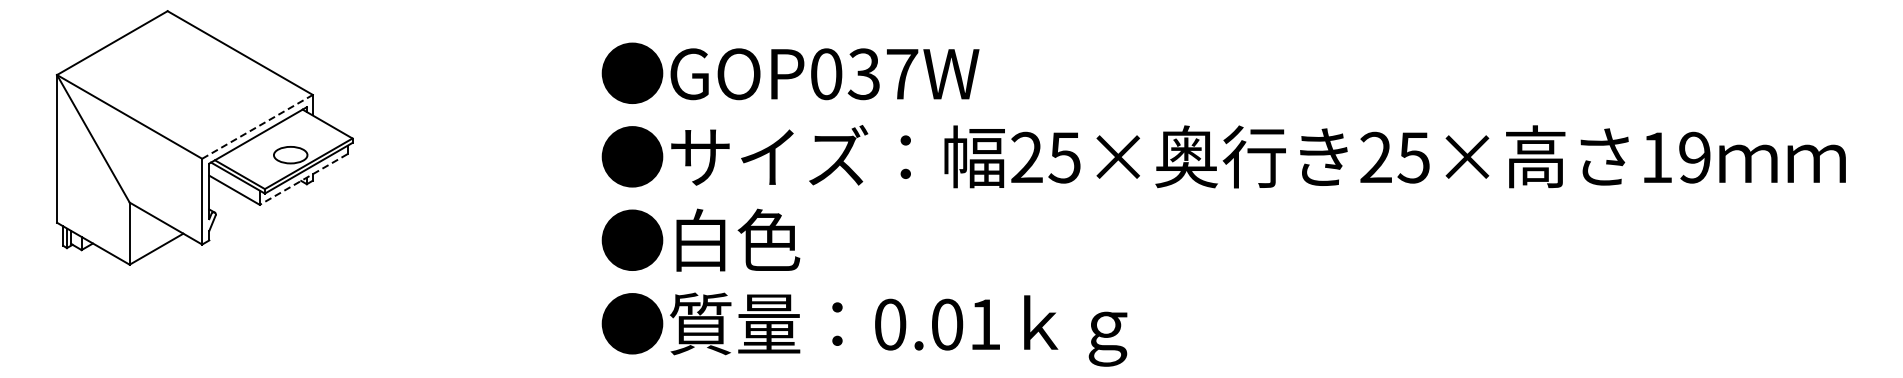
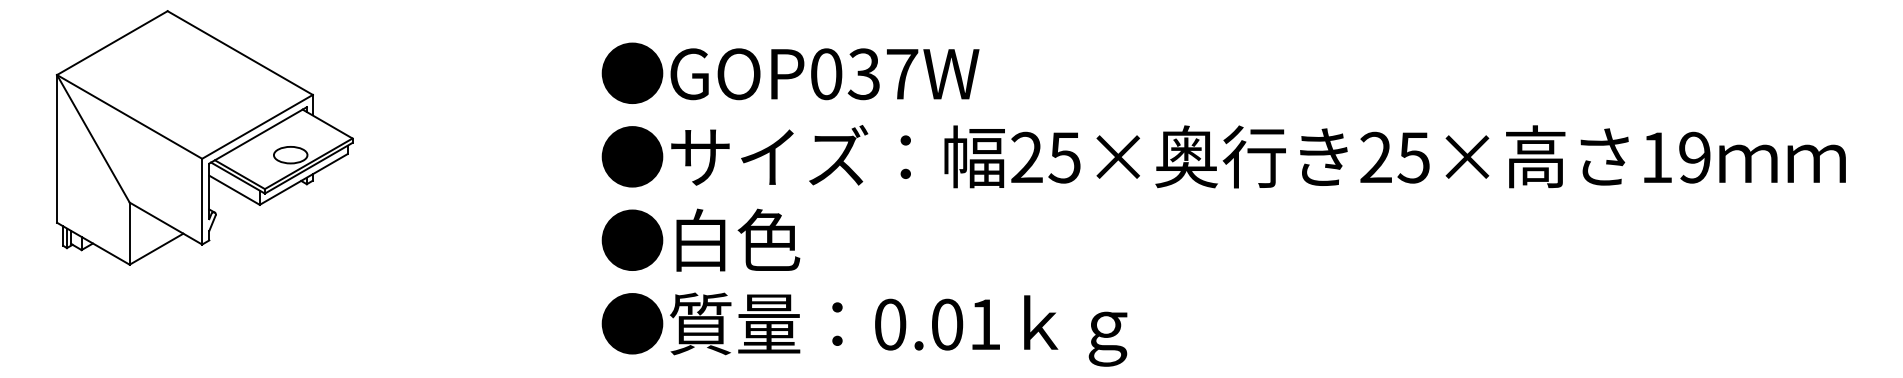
line: dashed -> solid (257, 126)
line: dashed -> solid (303, 179)
